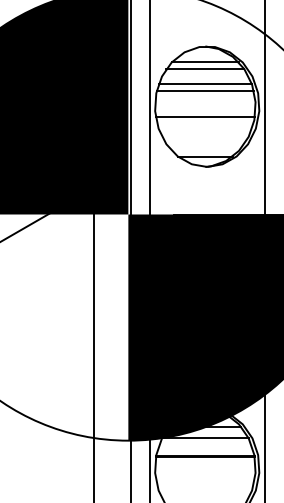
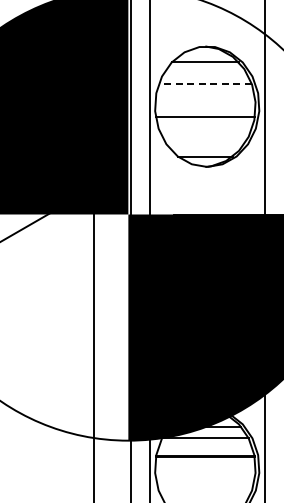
line: present -> none (205, 68)
line: solid -> dashed (205, 84)
line: present -> none (204, 90)
